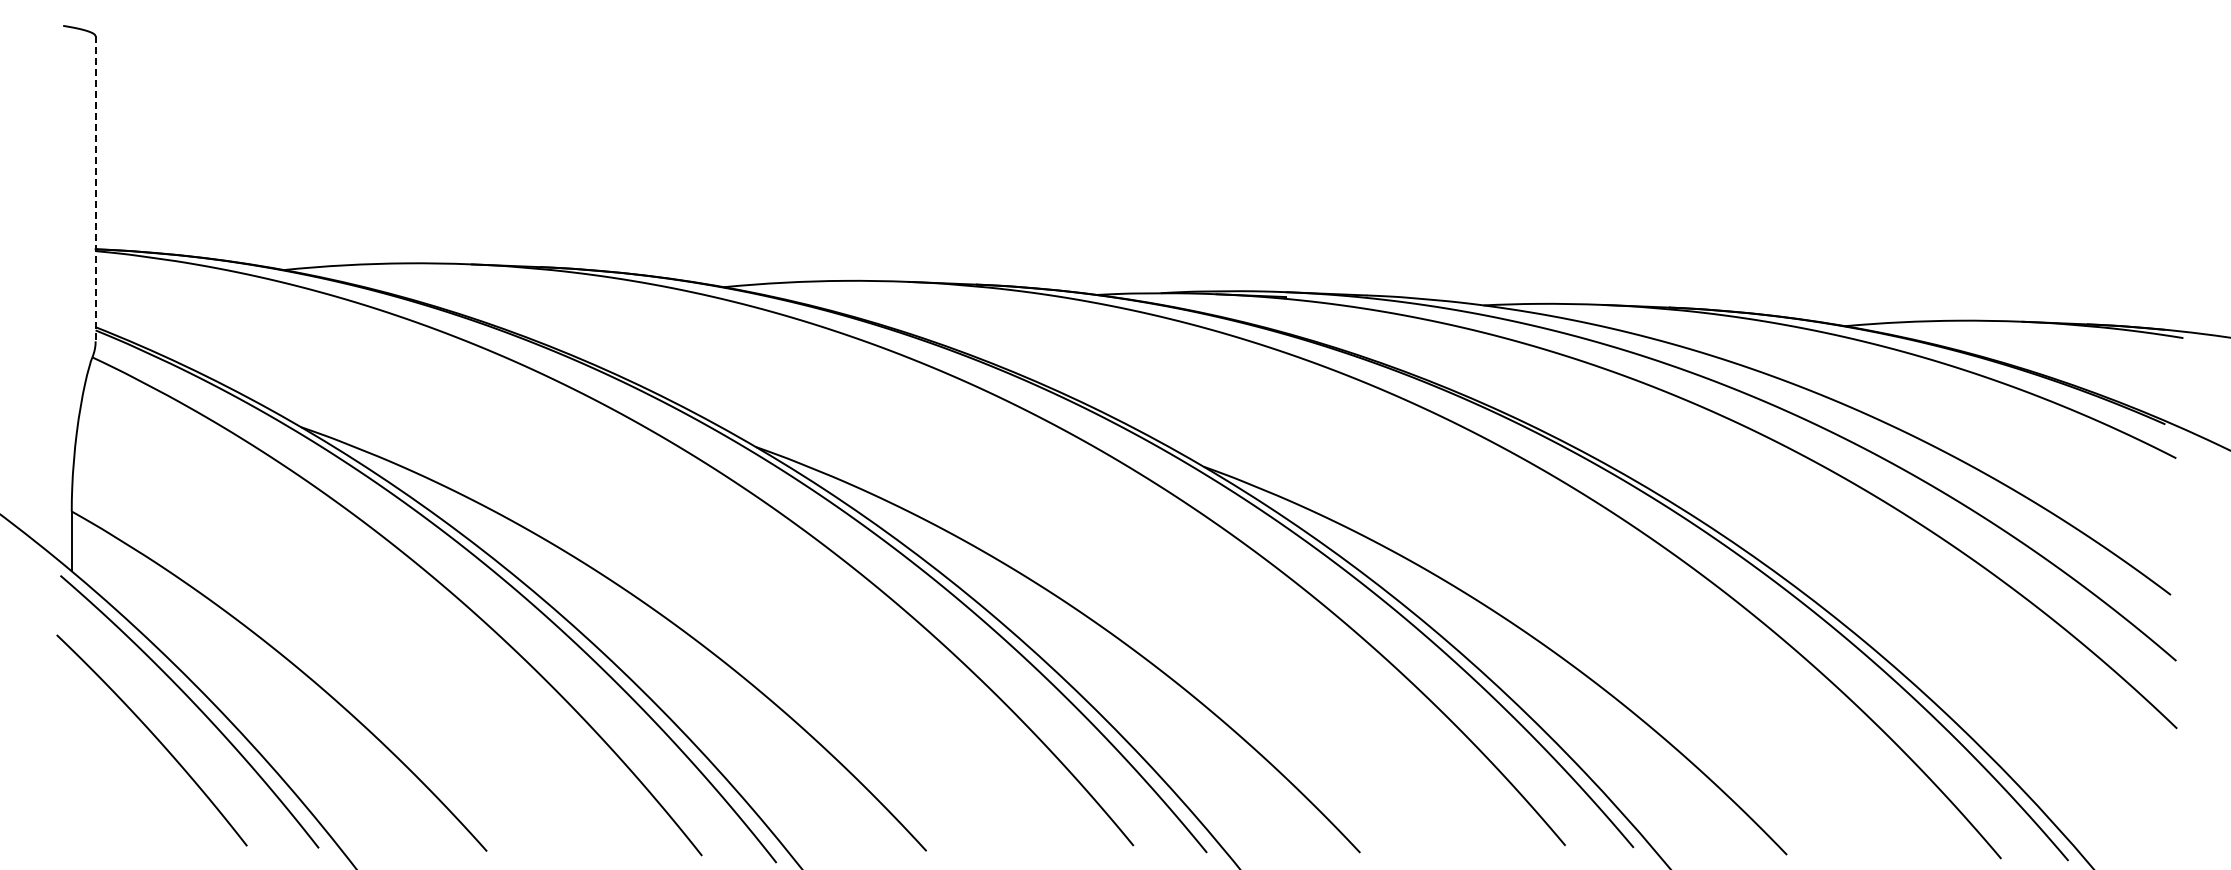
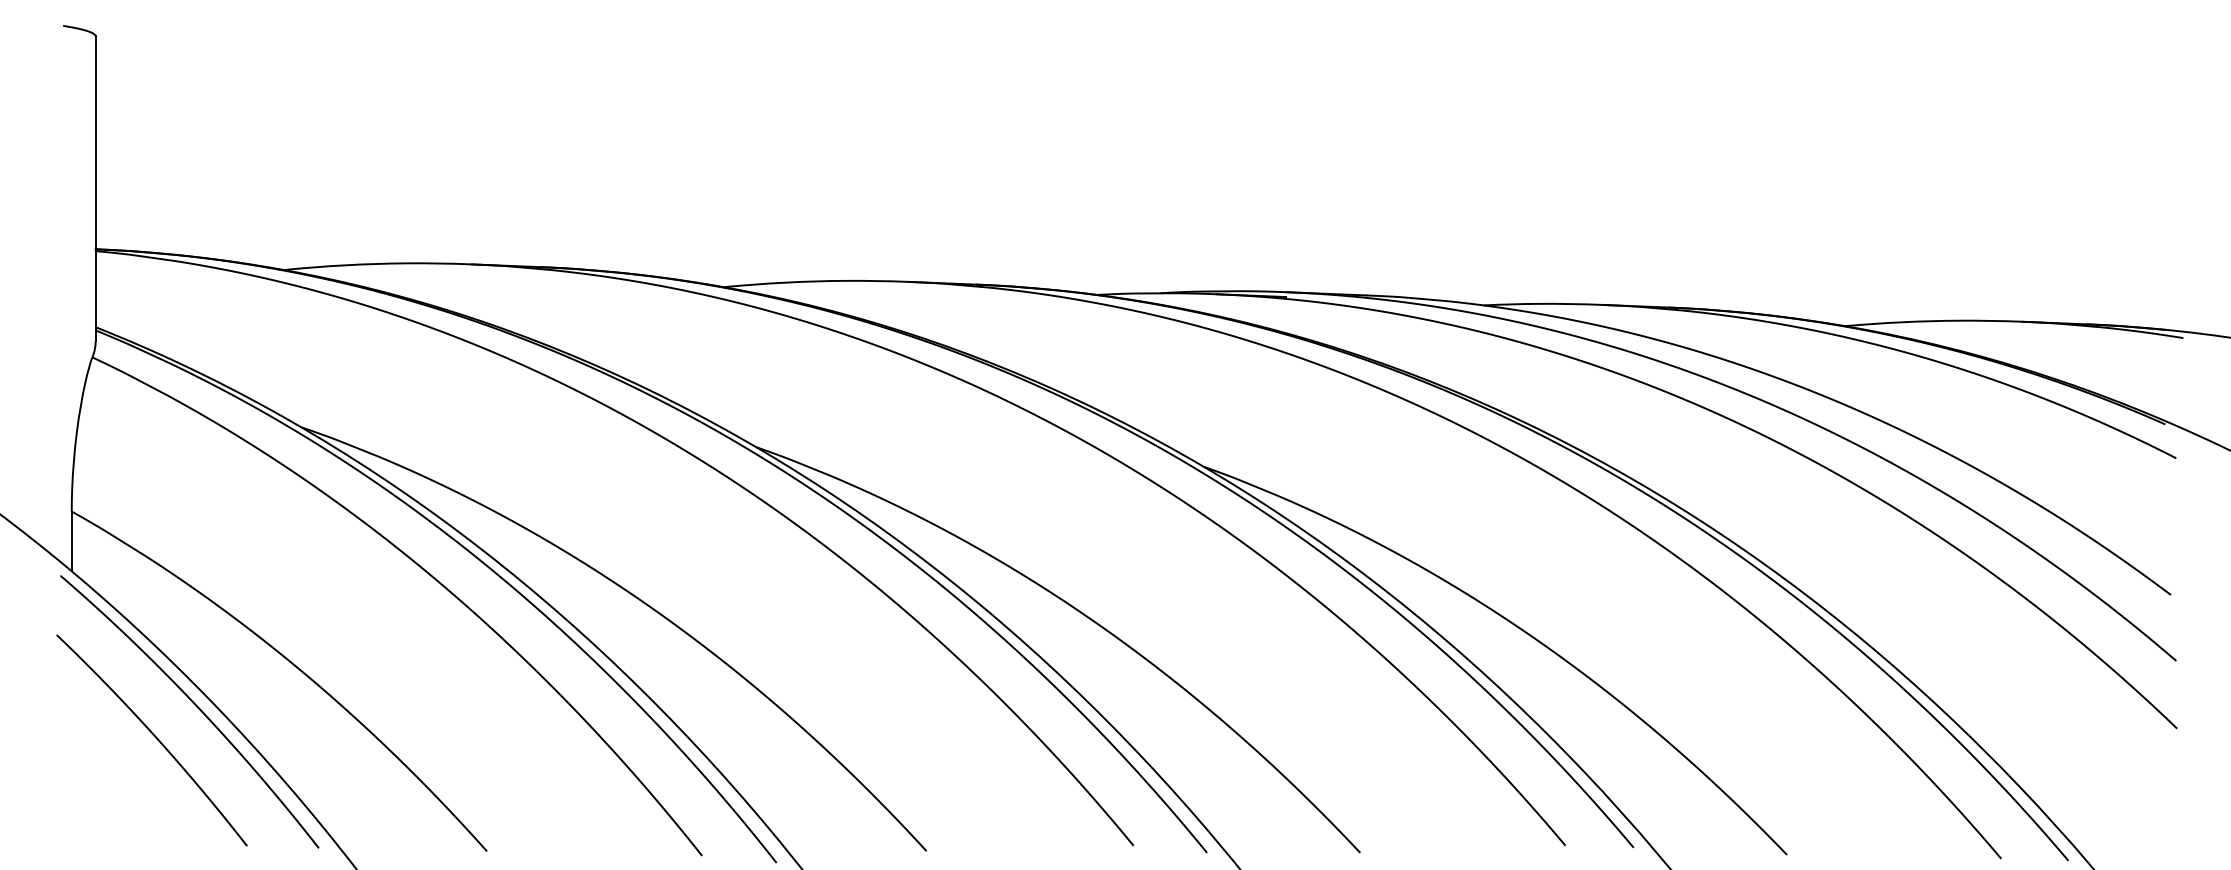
line: dashed -> solid (95, 189)
